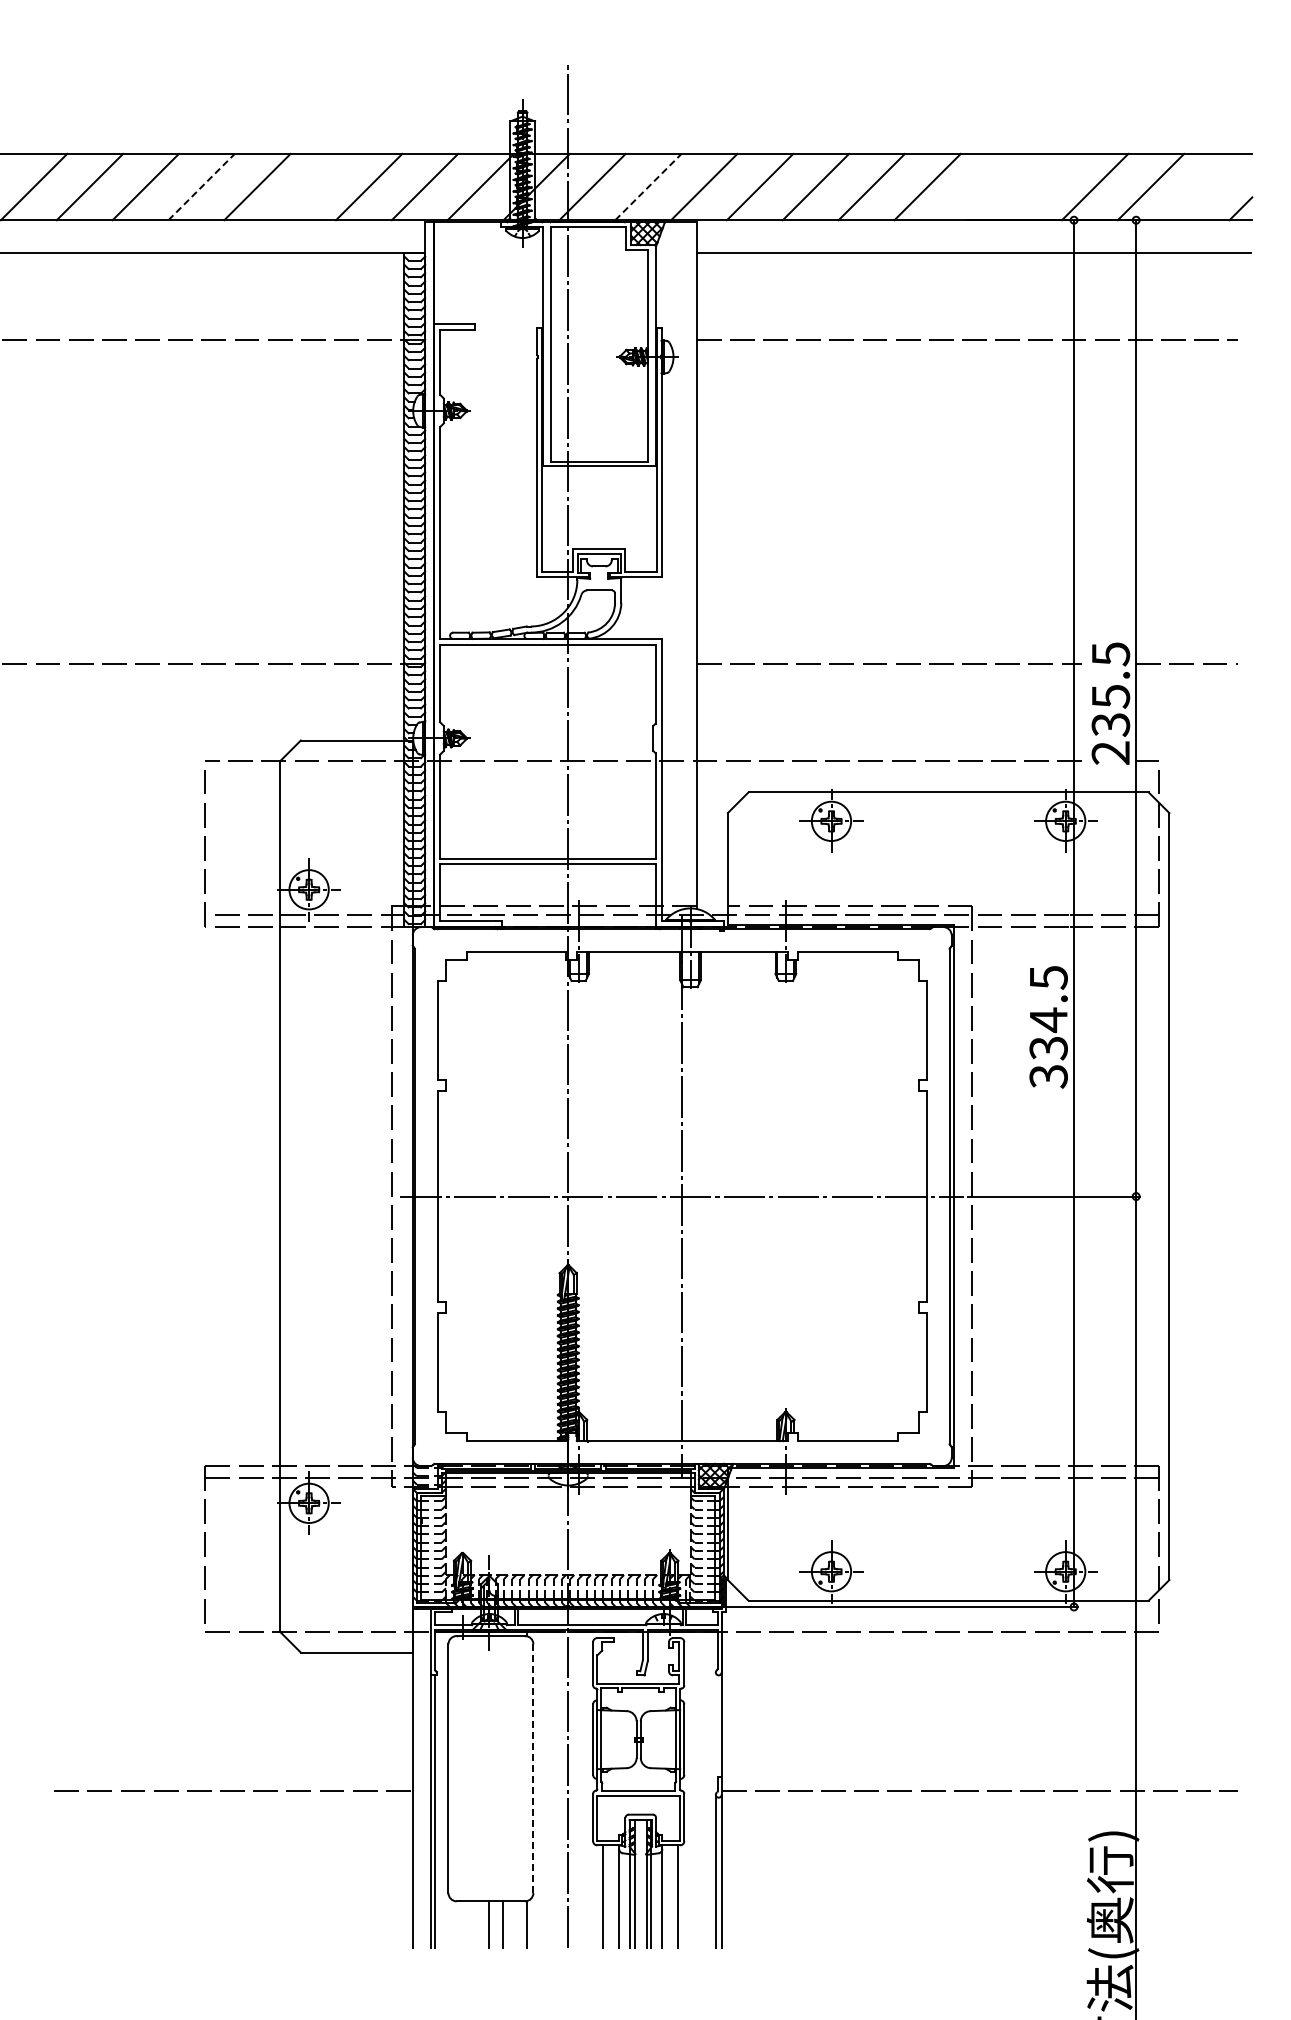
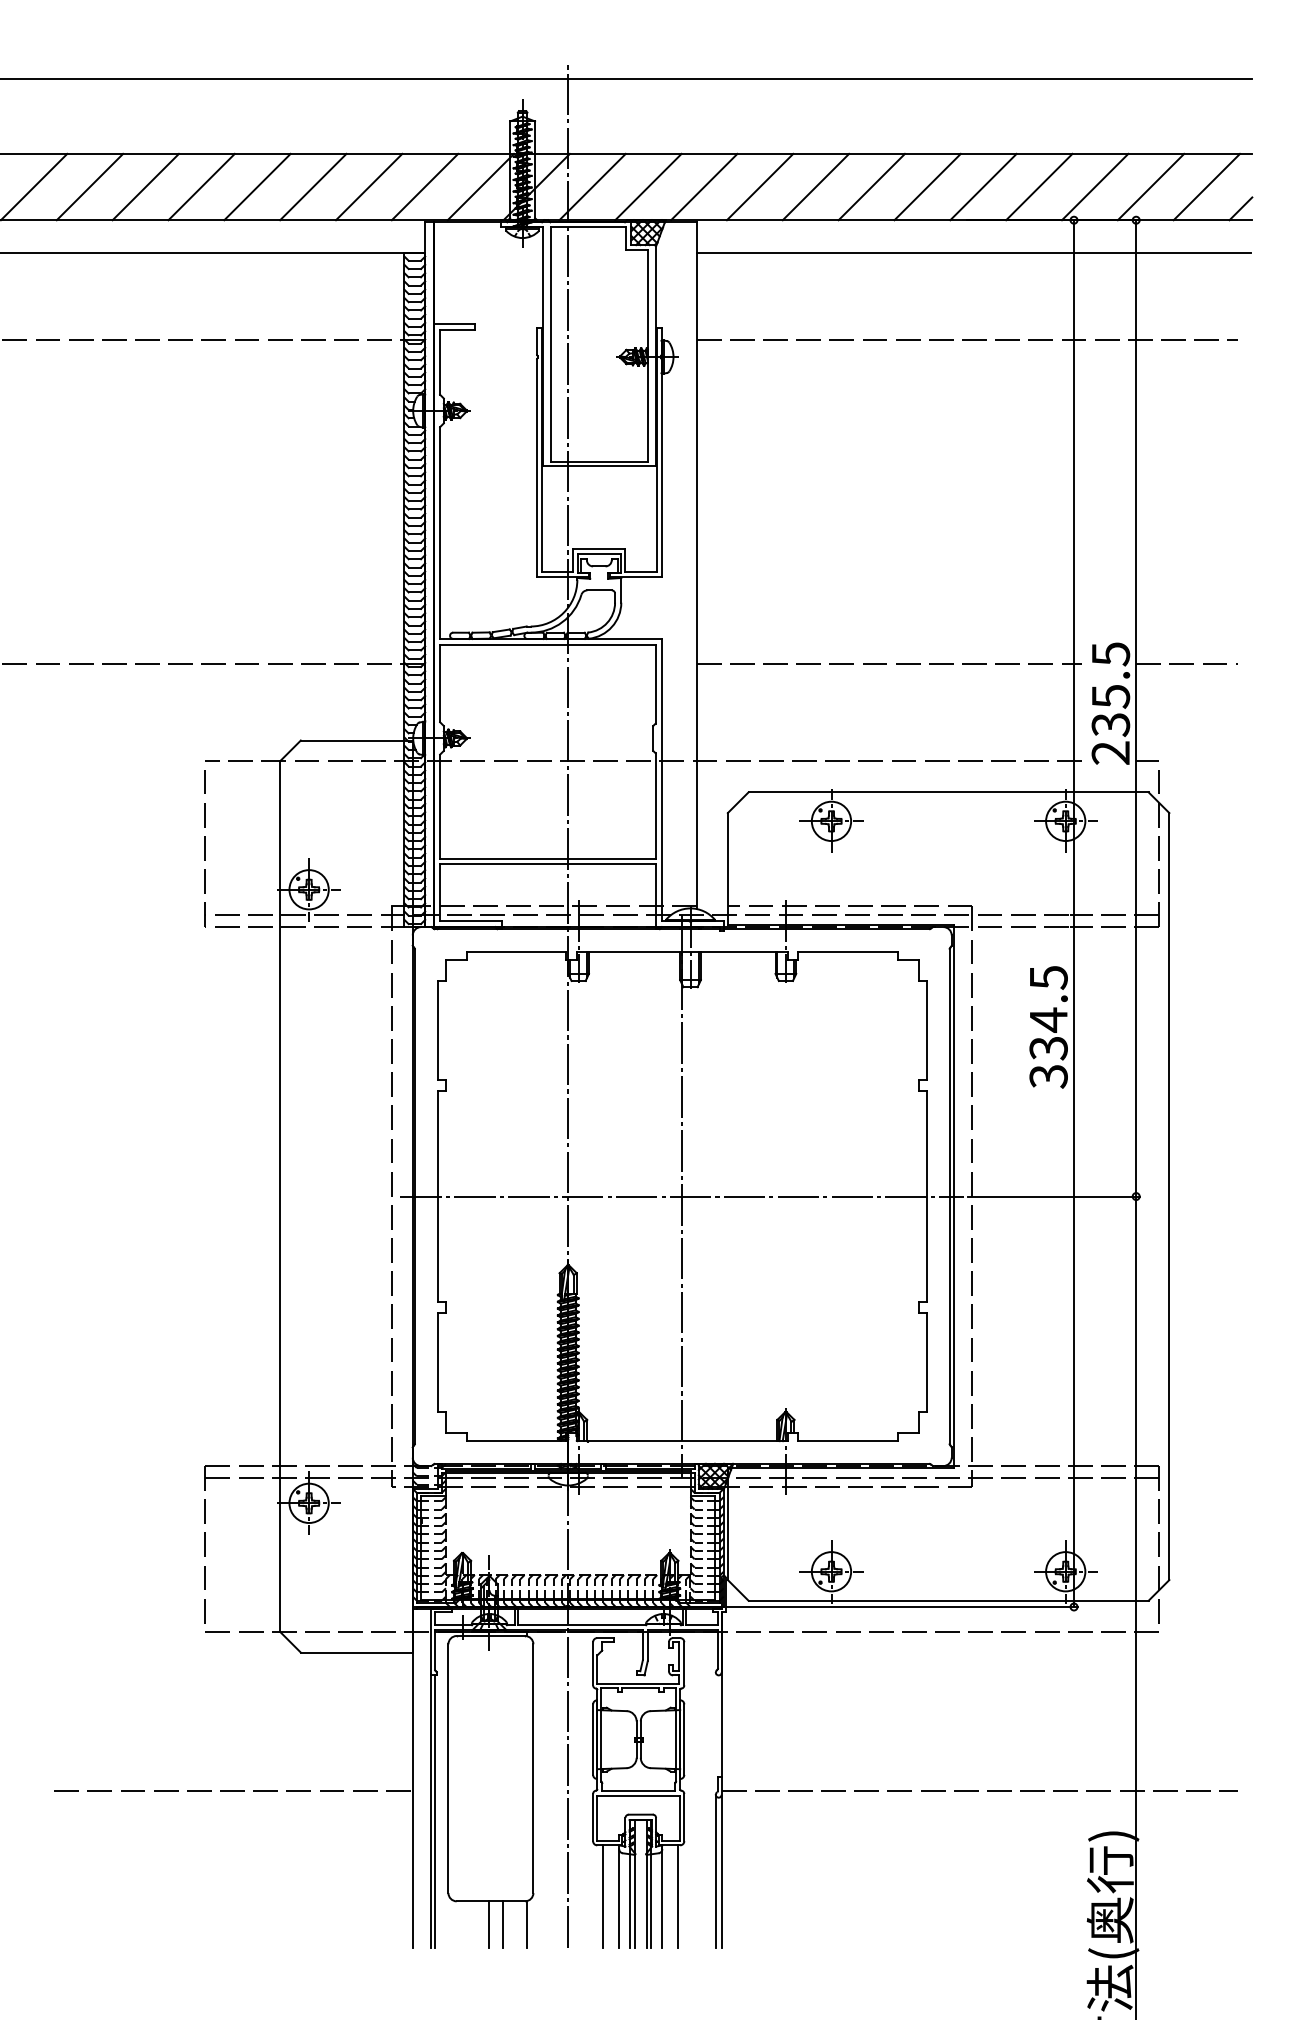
line: none -> present (627, 79)
line: none -> present (313, 186)
line: none -> present (983, 186)
line: none -> present (1039, 186)
line: none -> present (1206, 186)
line: dashed -> solid (201, 187)
line: dashed -> solid (648, 187)
line: dashed -> solid (533, 1769)
